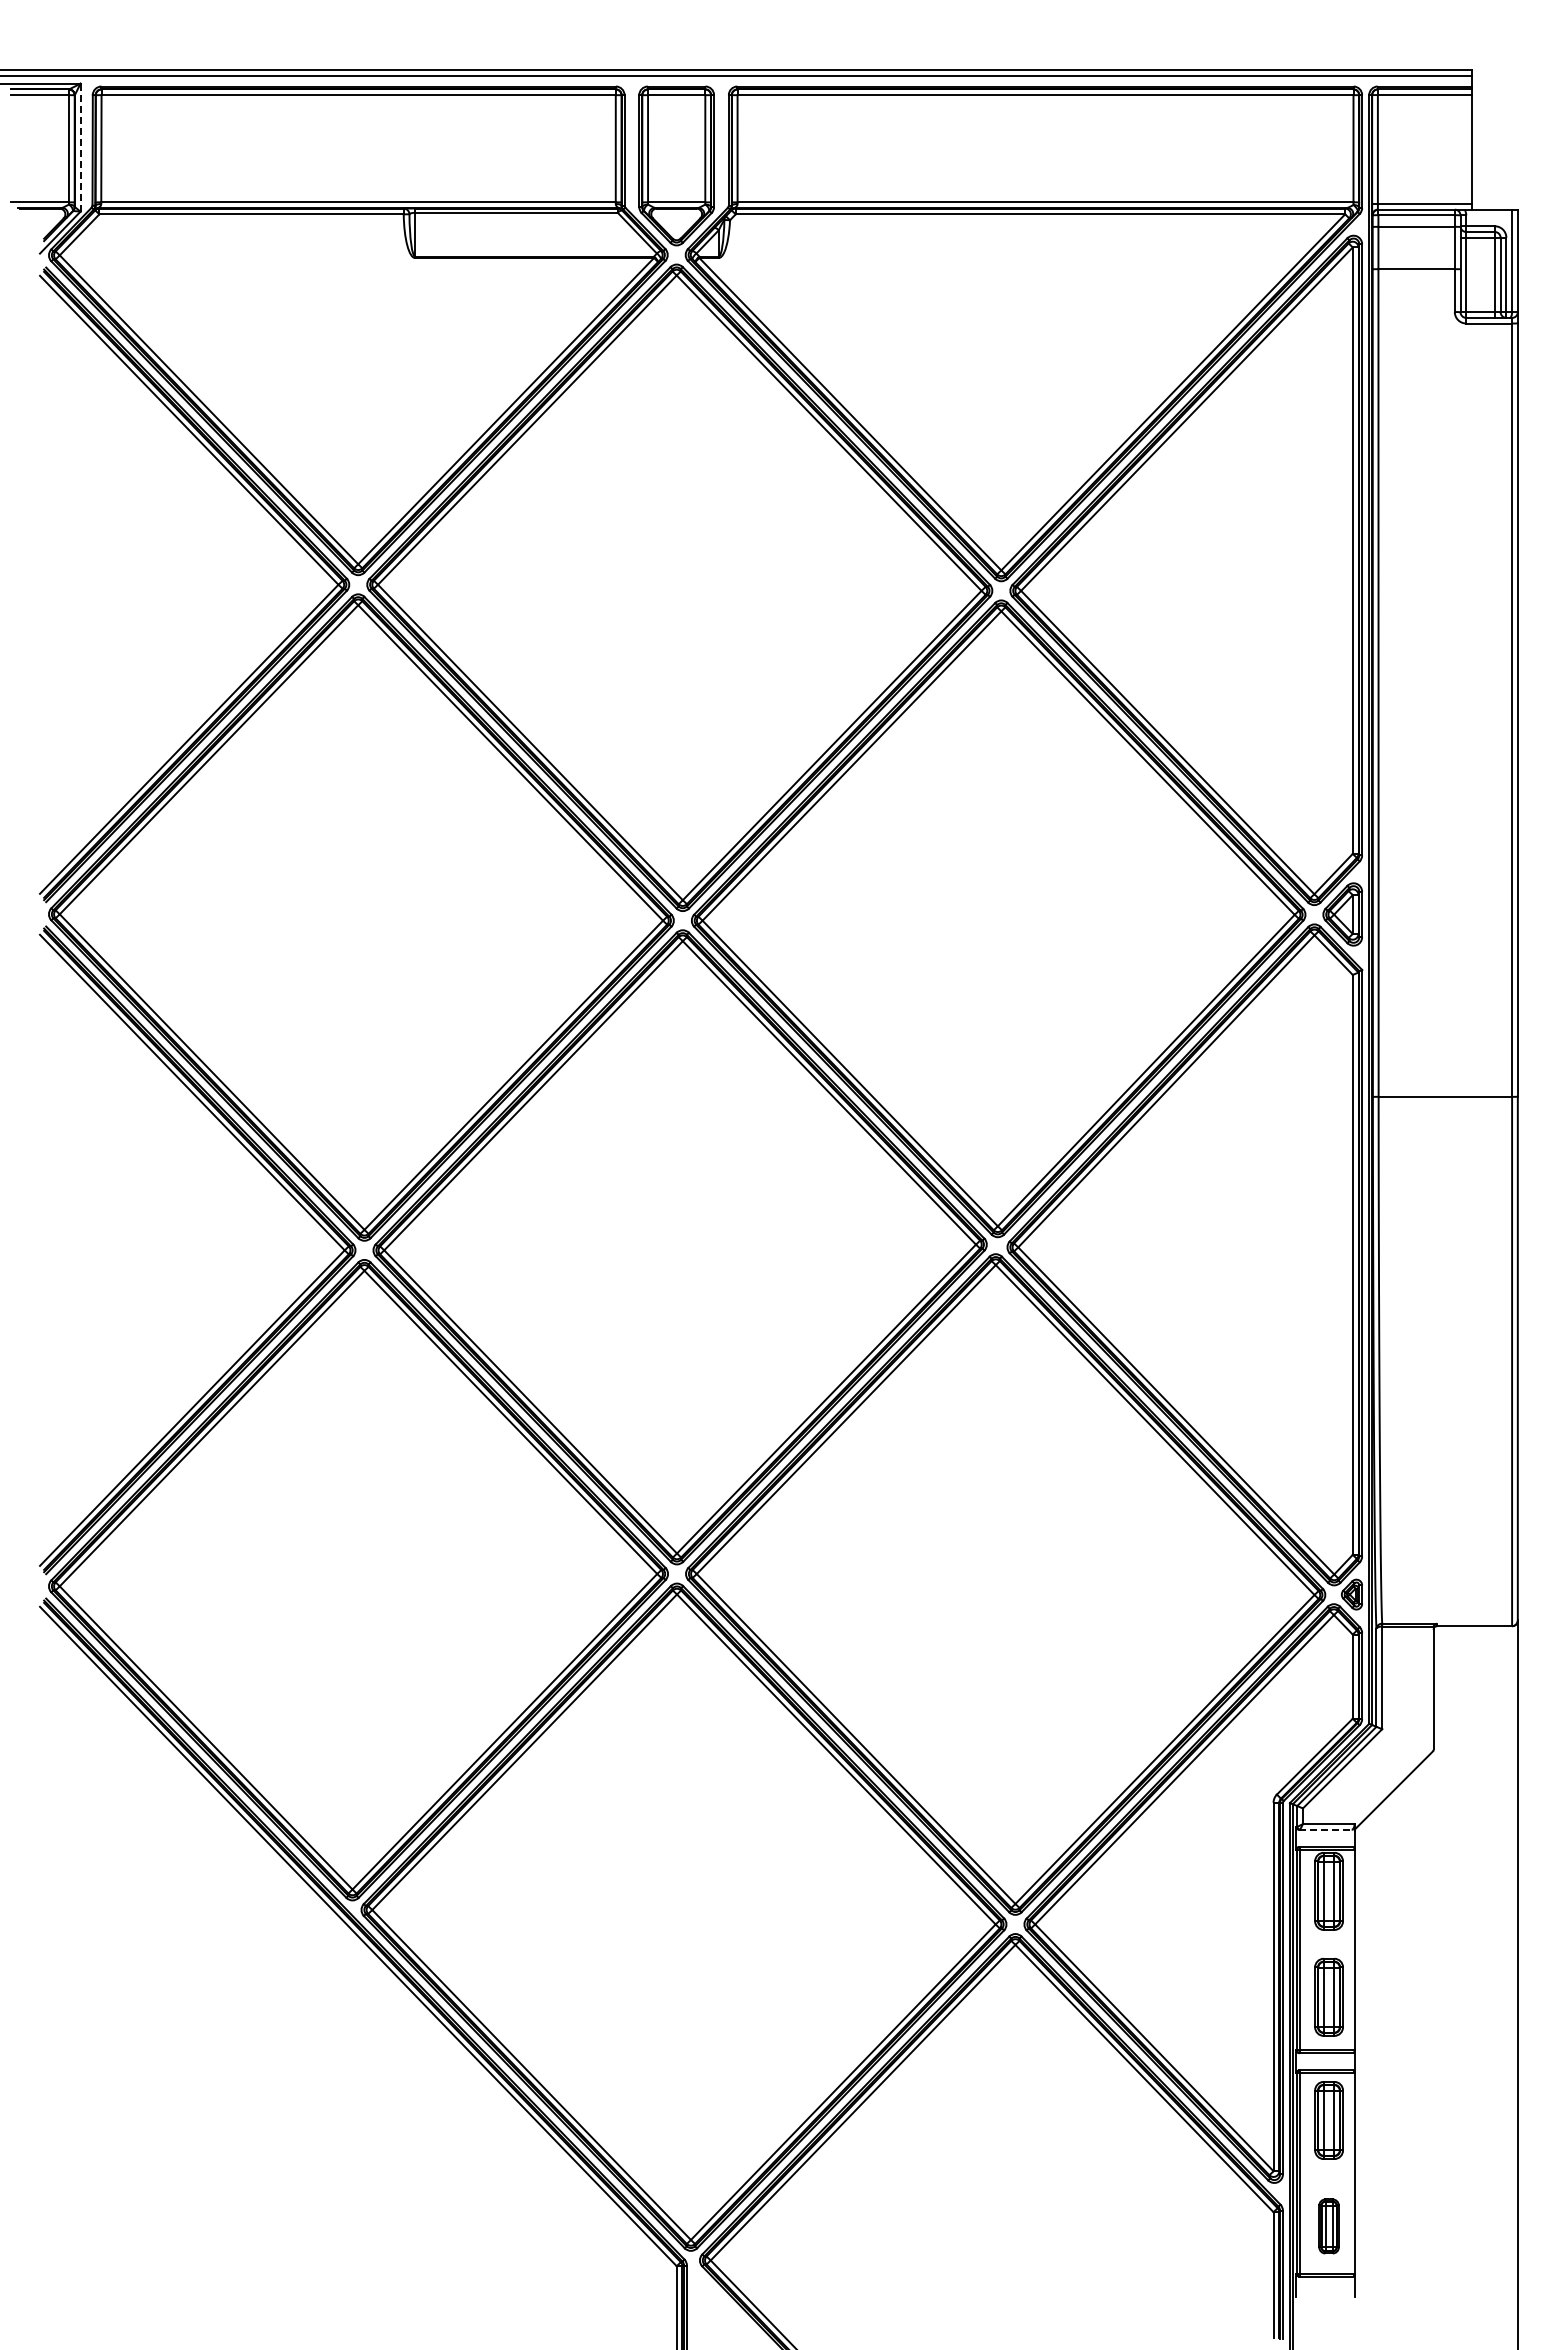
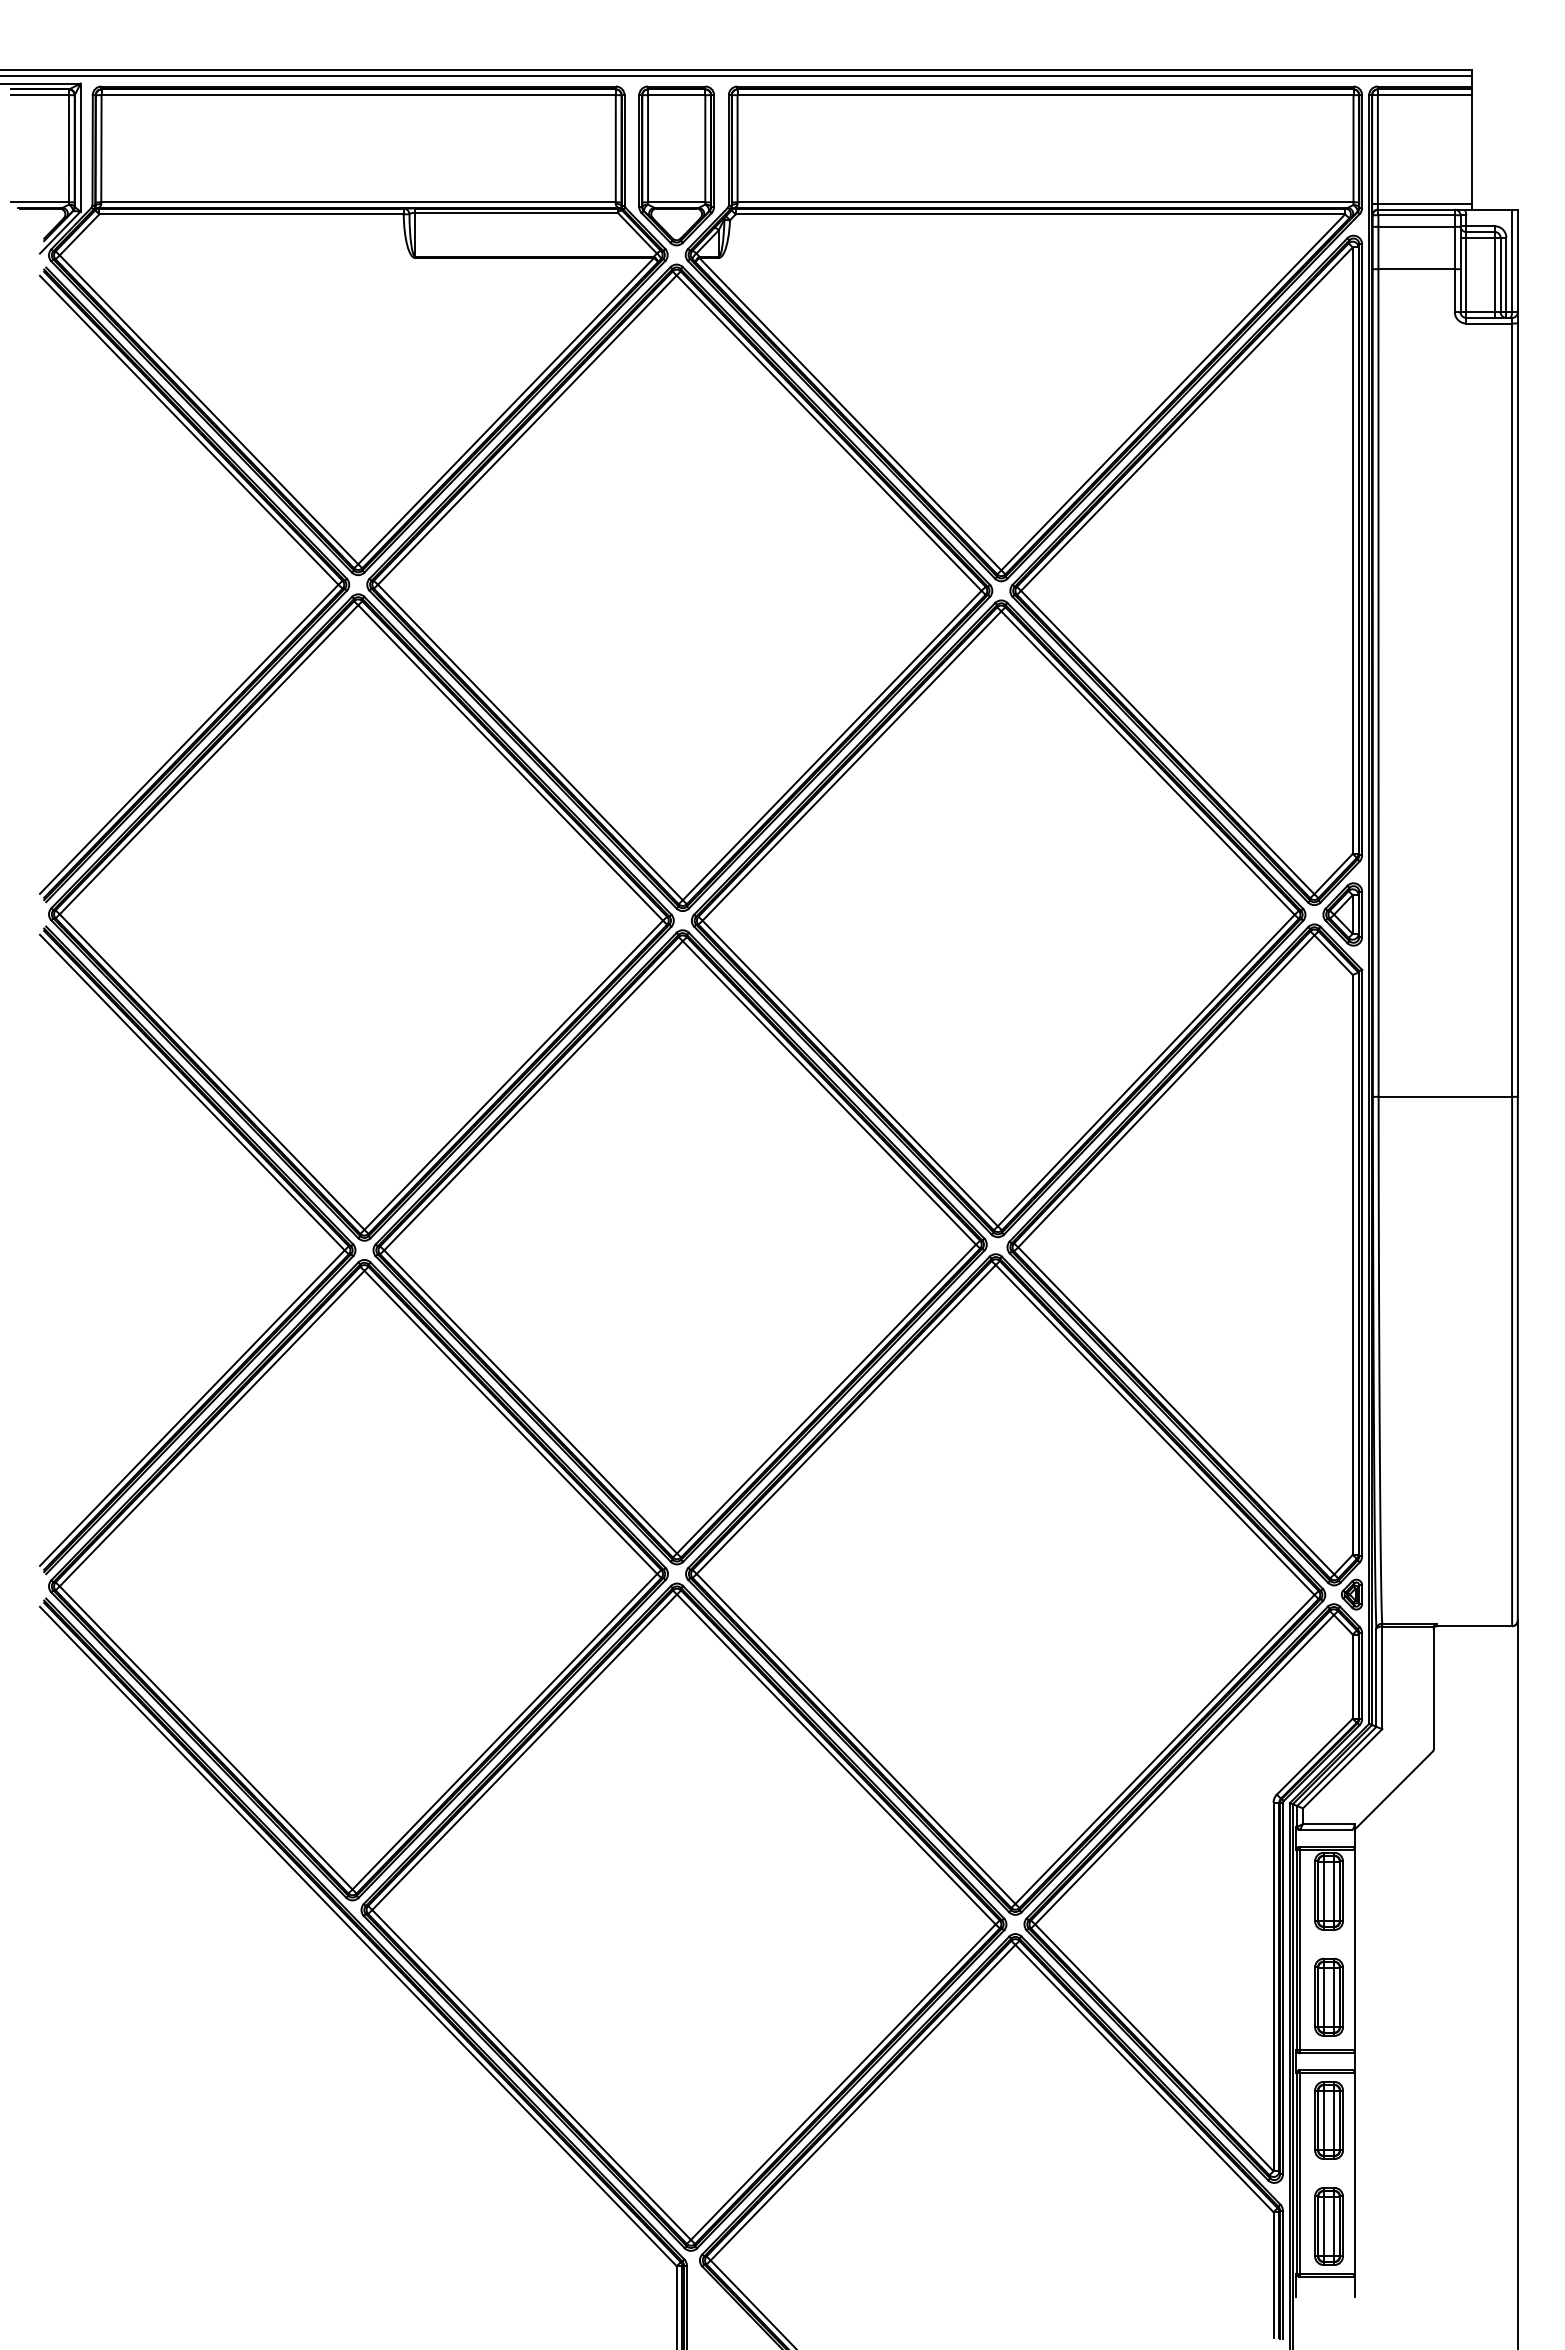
line: dashed -> solid (80, 147)
line: dashed -> solid (1325, 1829)
part size: 22x57 px -> 30x79 px (1328, 2226)
